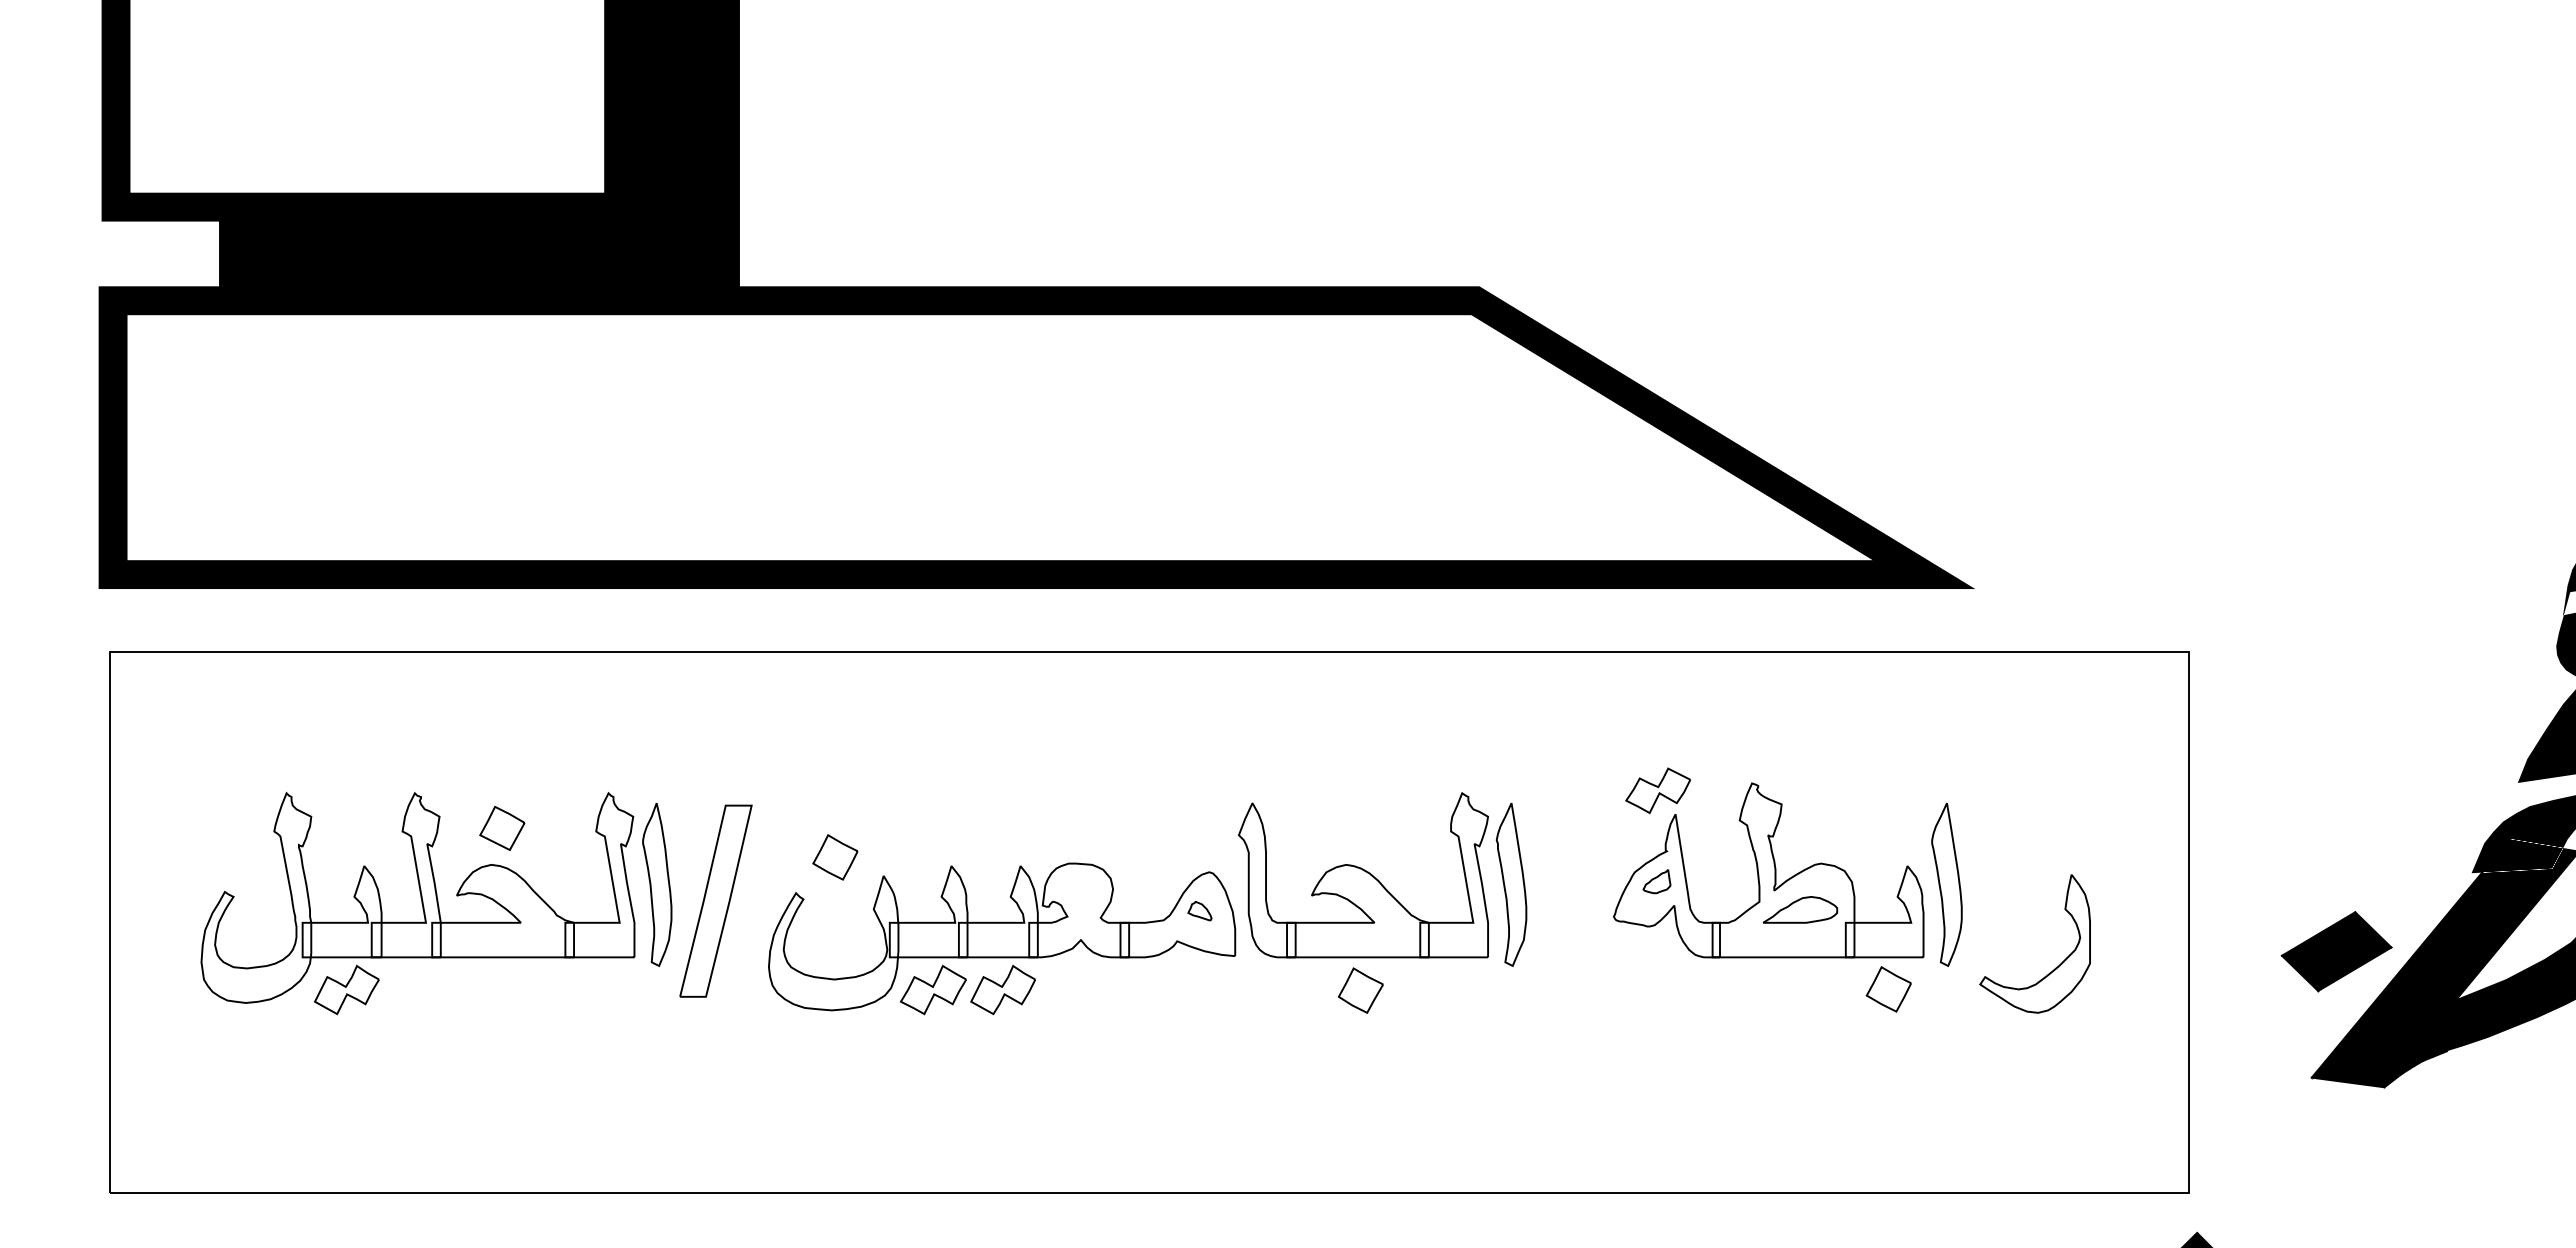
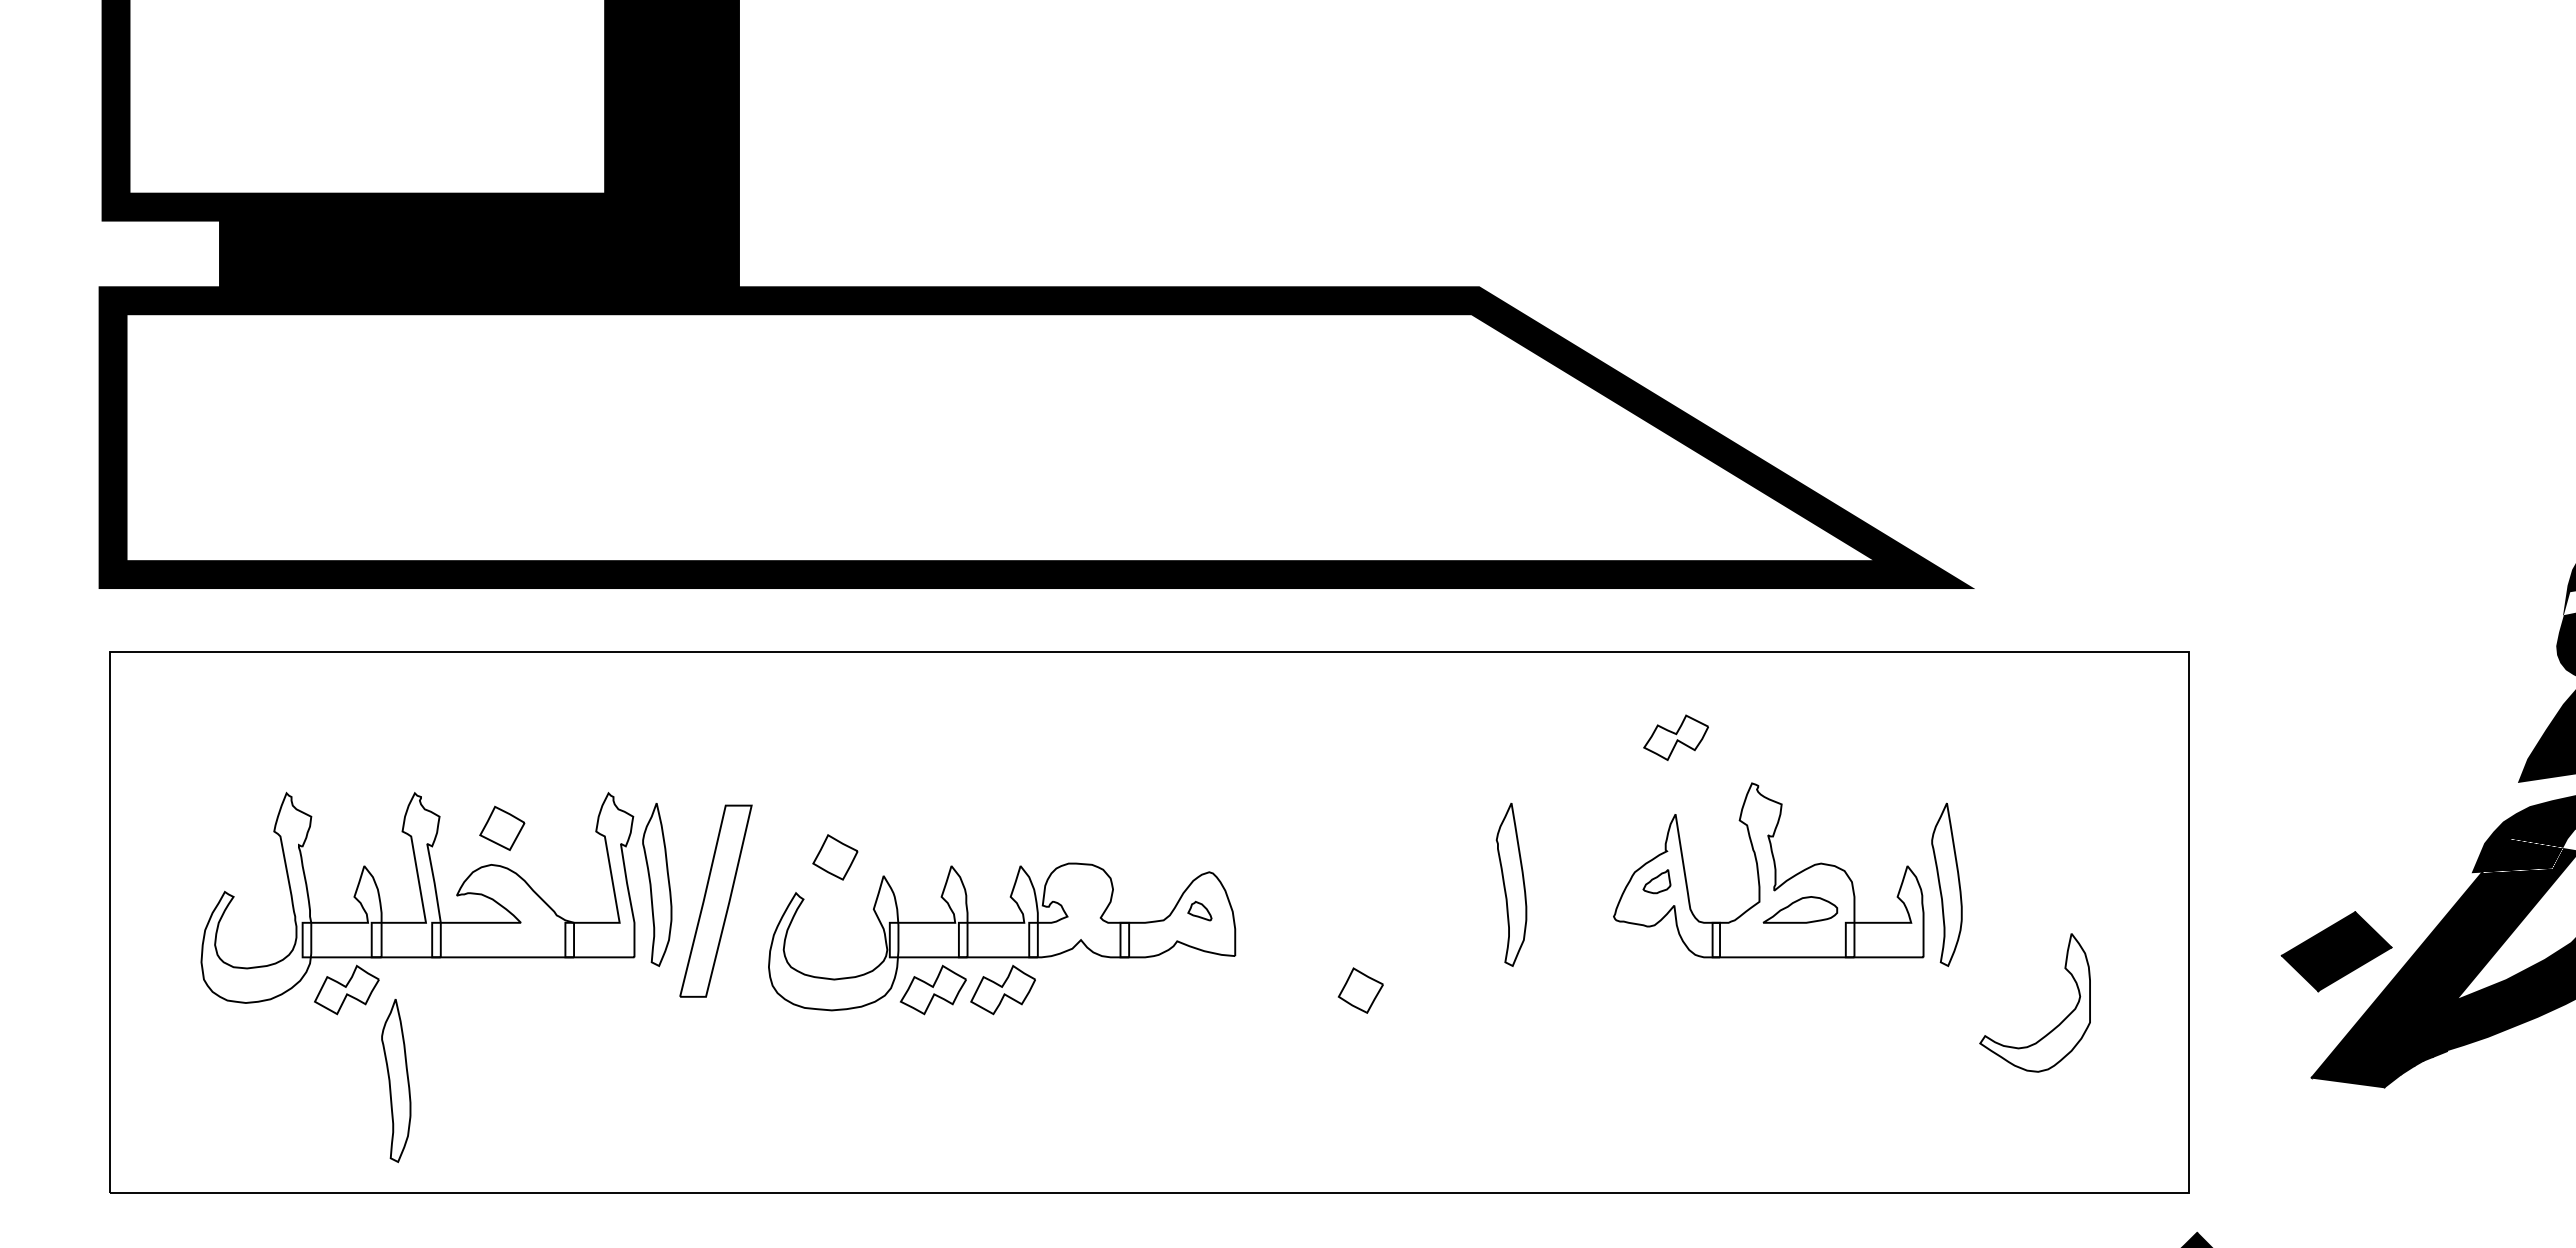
part position: (1657, 790) -> (1675, 737) (1675, 737)
part: present -> none (1363, 875)
part position: (2055, 967) -> (2055, 1026) (2055, 1026)
part: present -> none (1888, 989)
part: none -> present (396, 1080)
